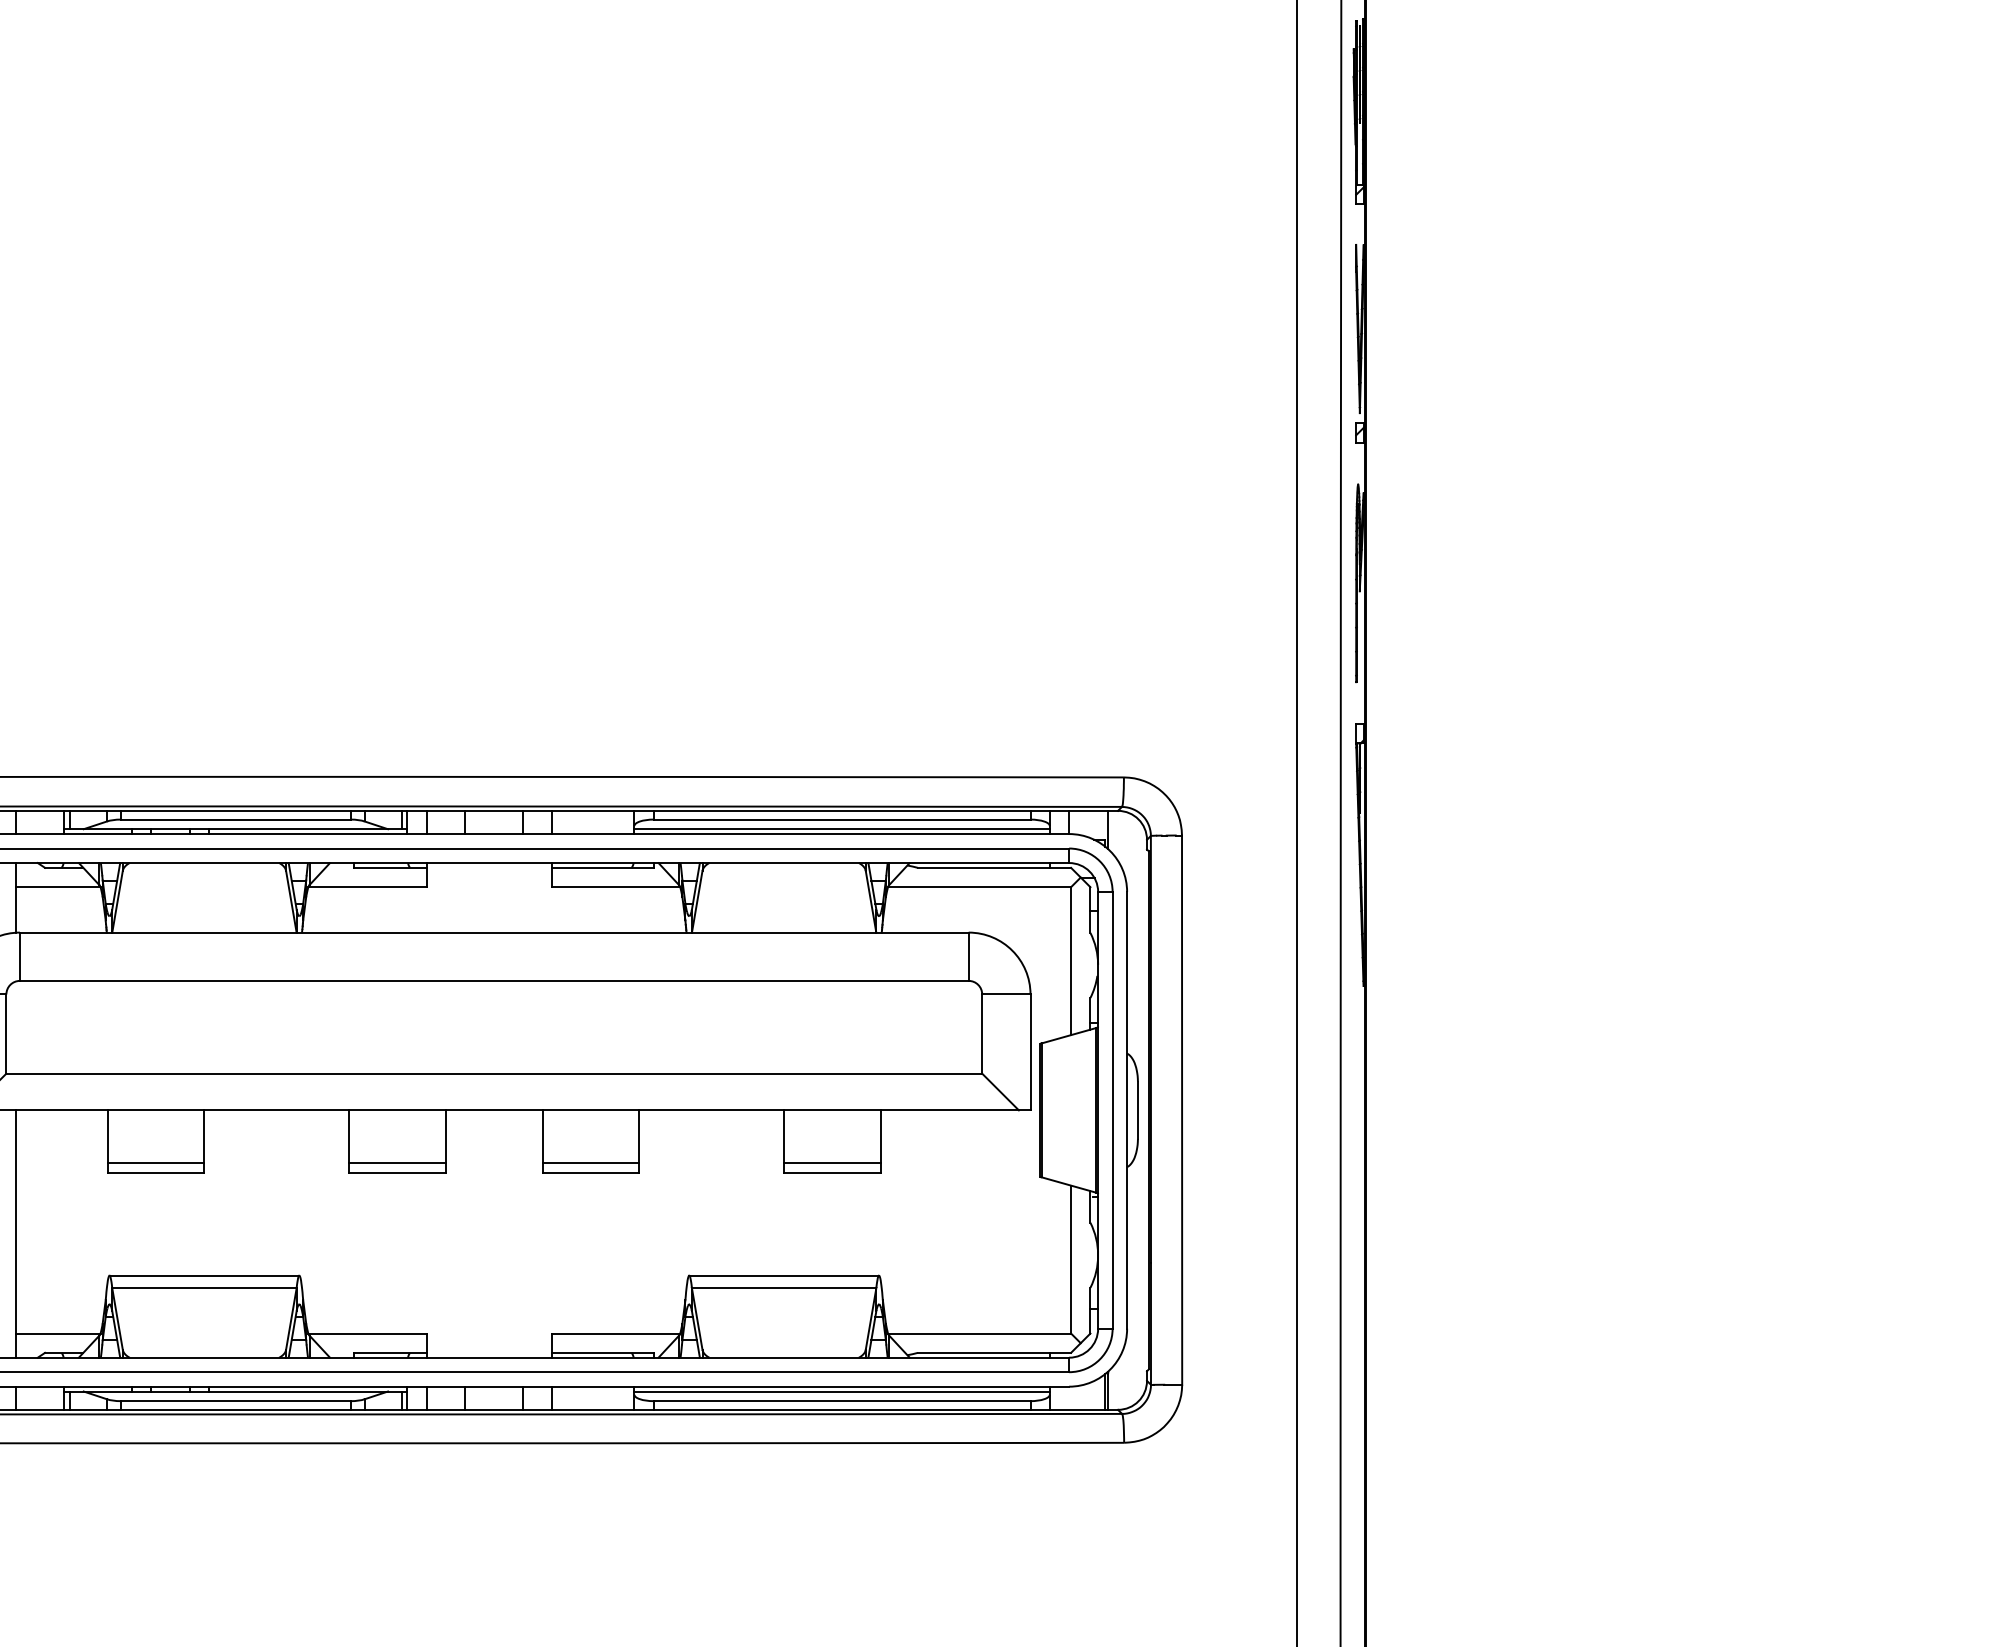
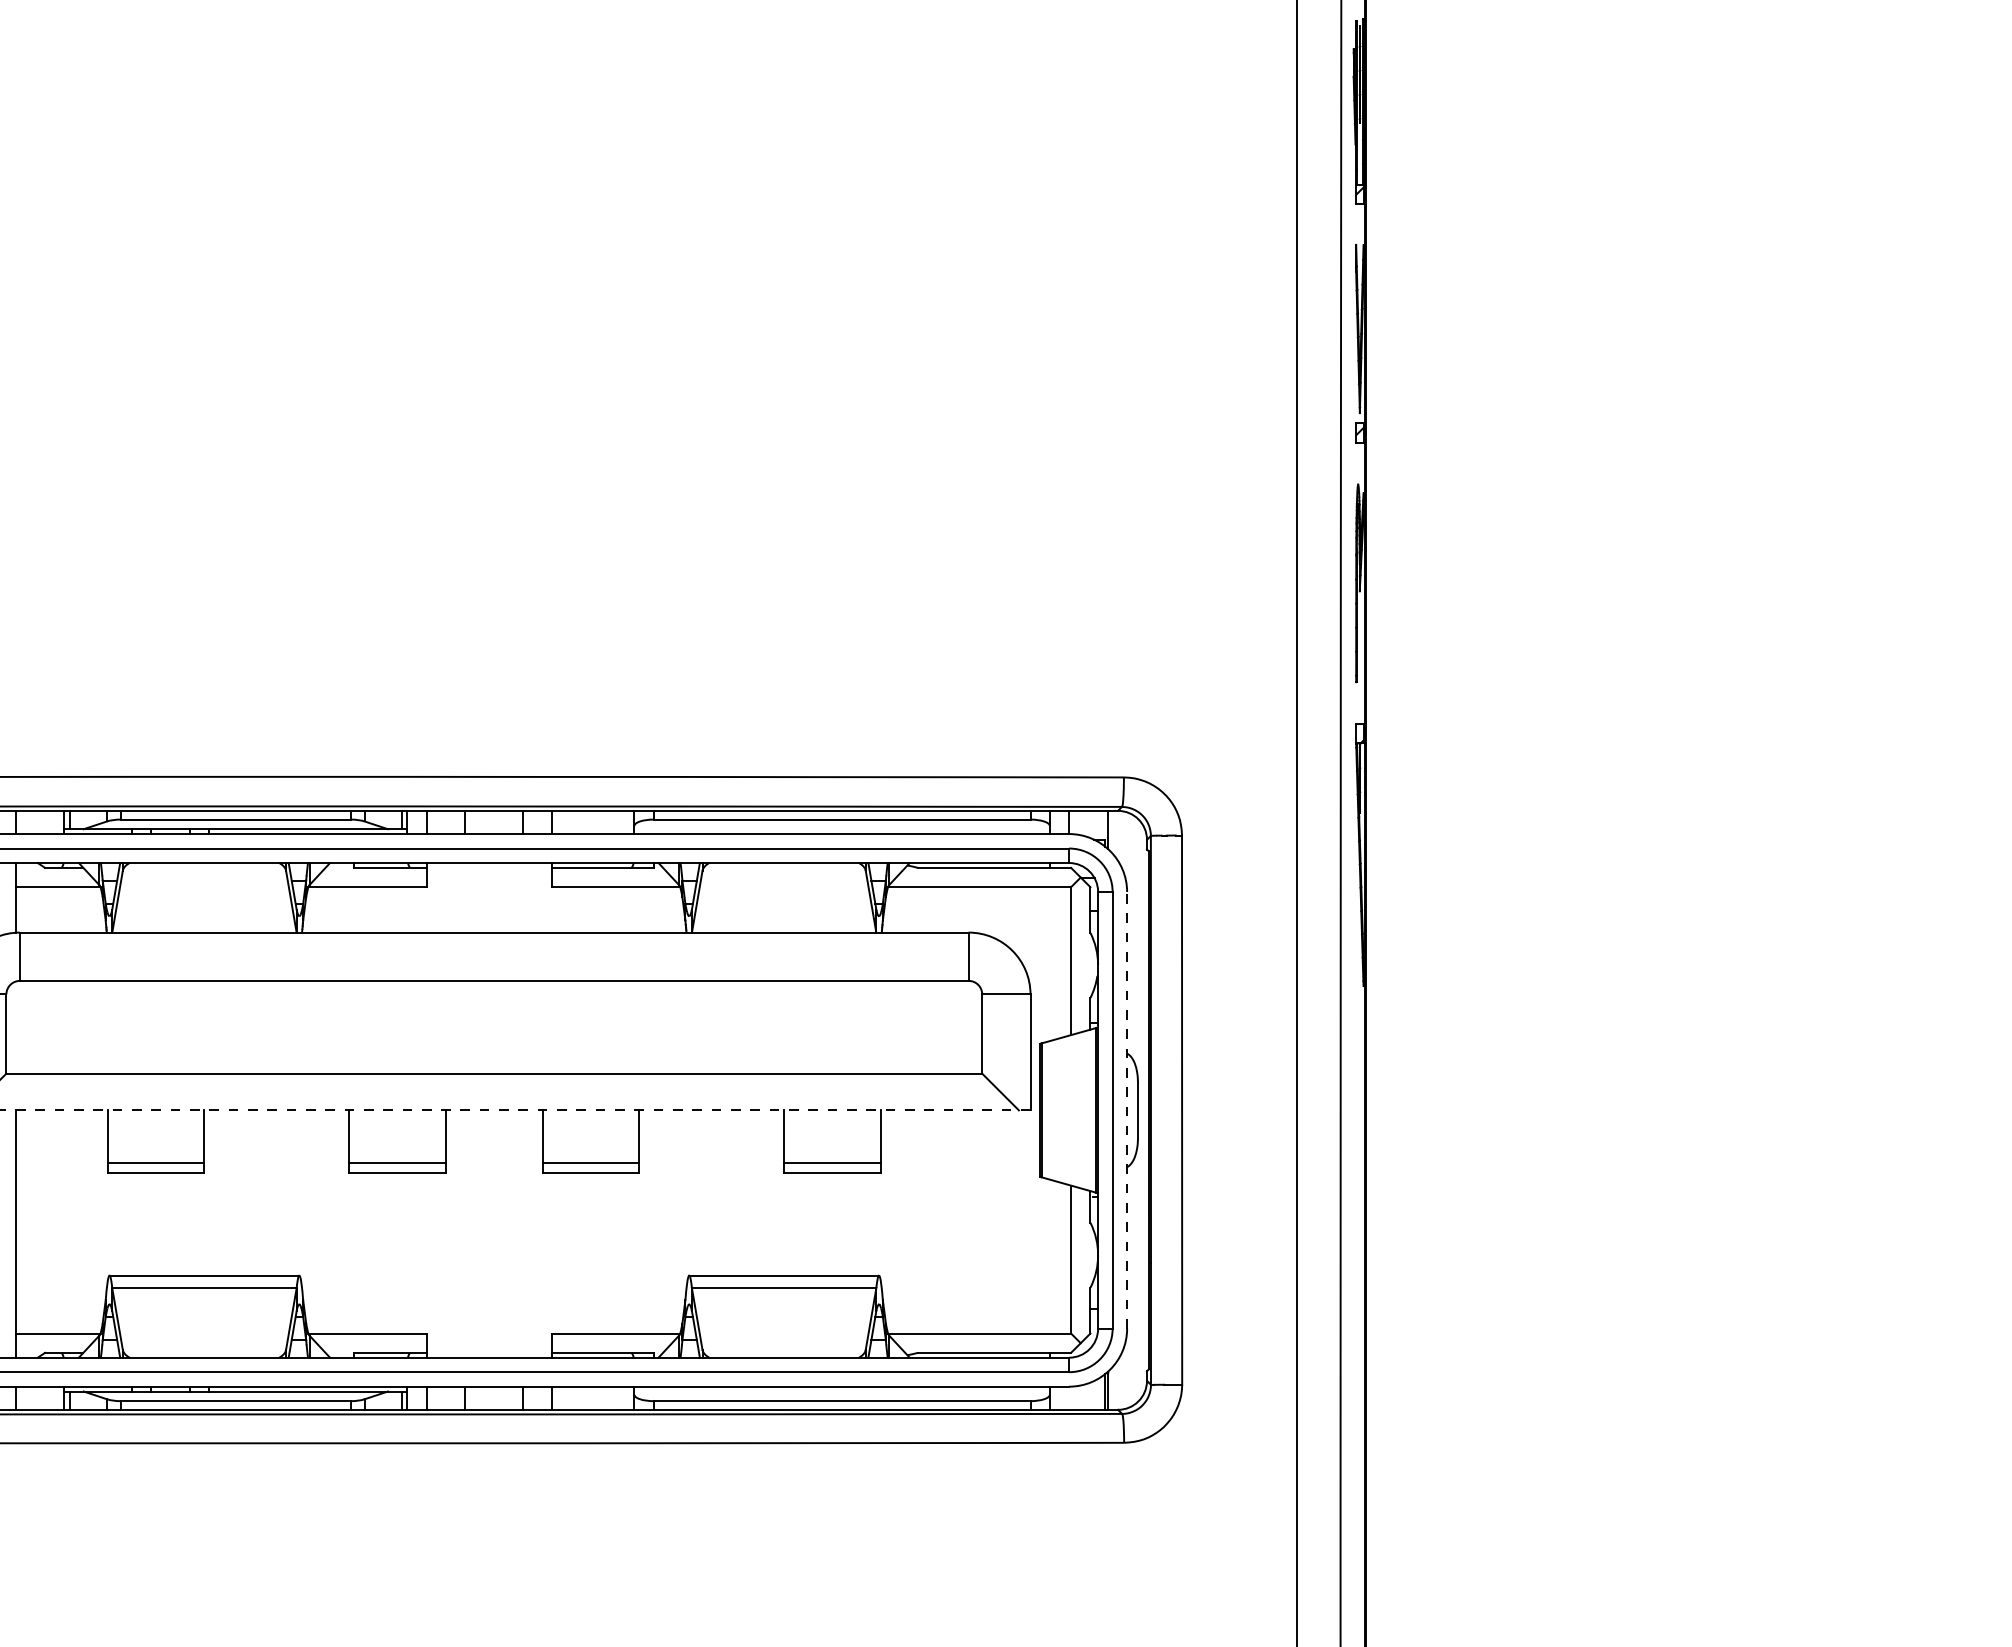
line: present -> none (841, 829)
line: solid -> dashed (1127, 1109)
line: solid -> dashed (515, 1110)
line: present -> none (841, 1391)
